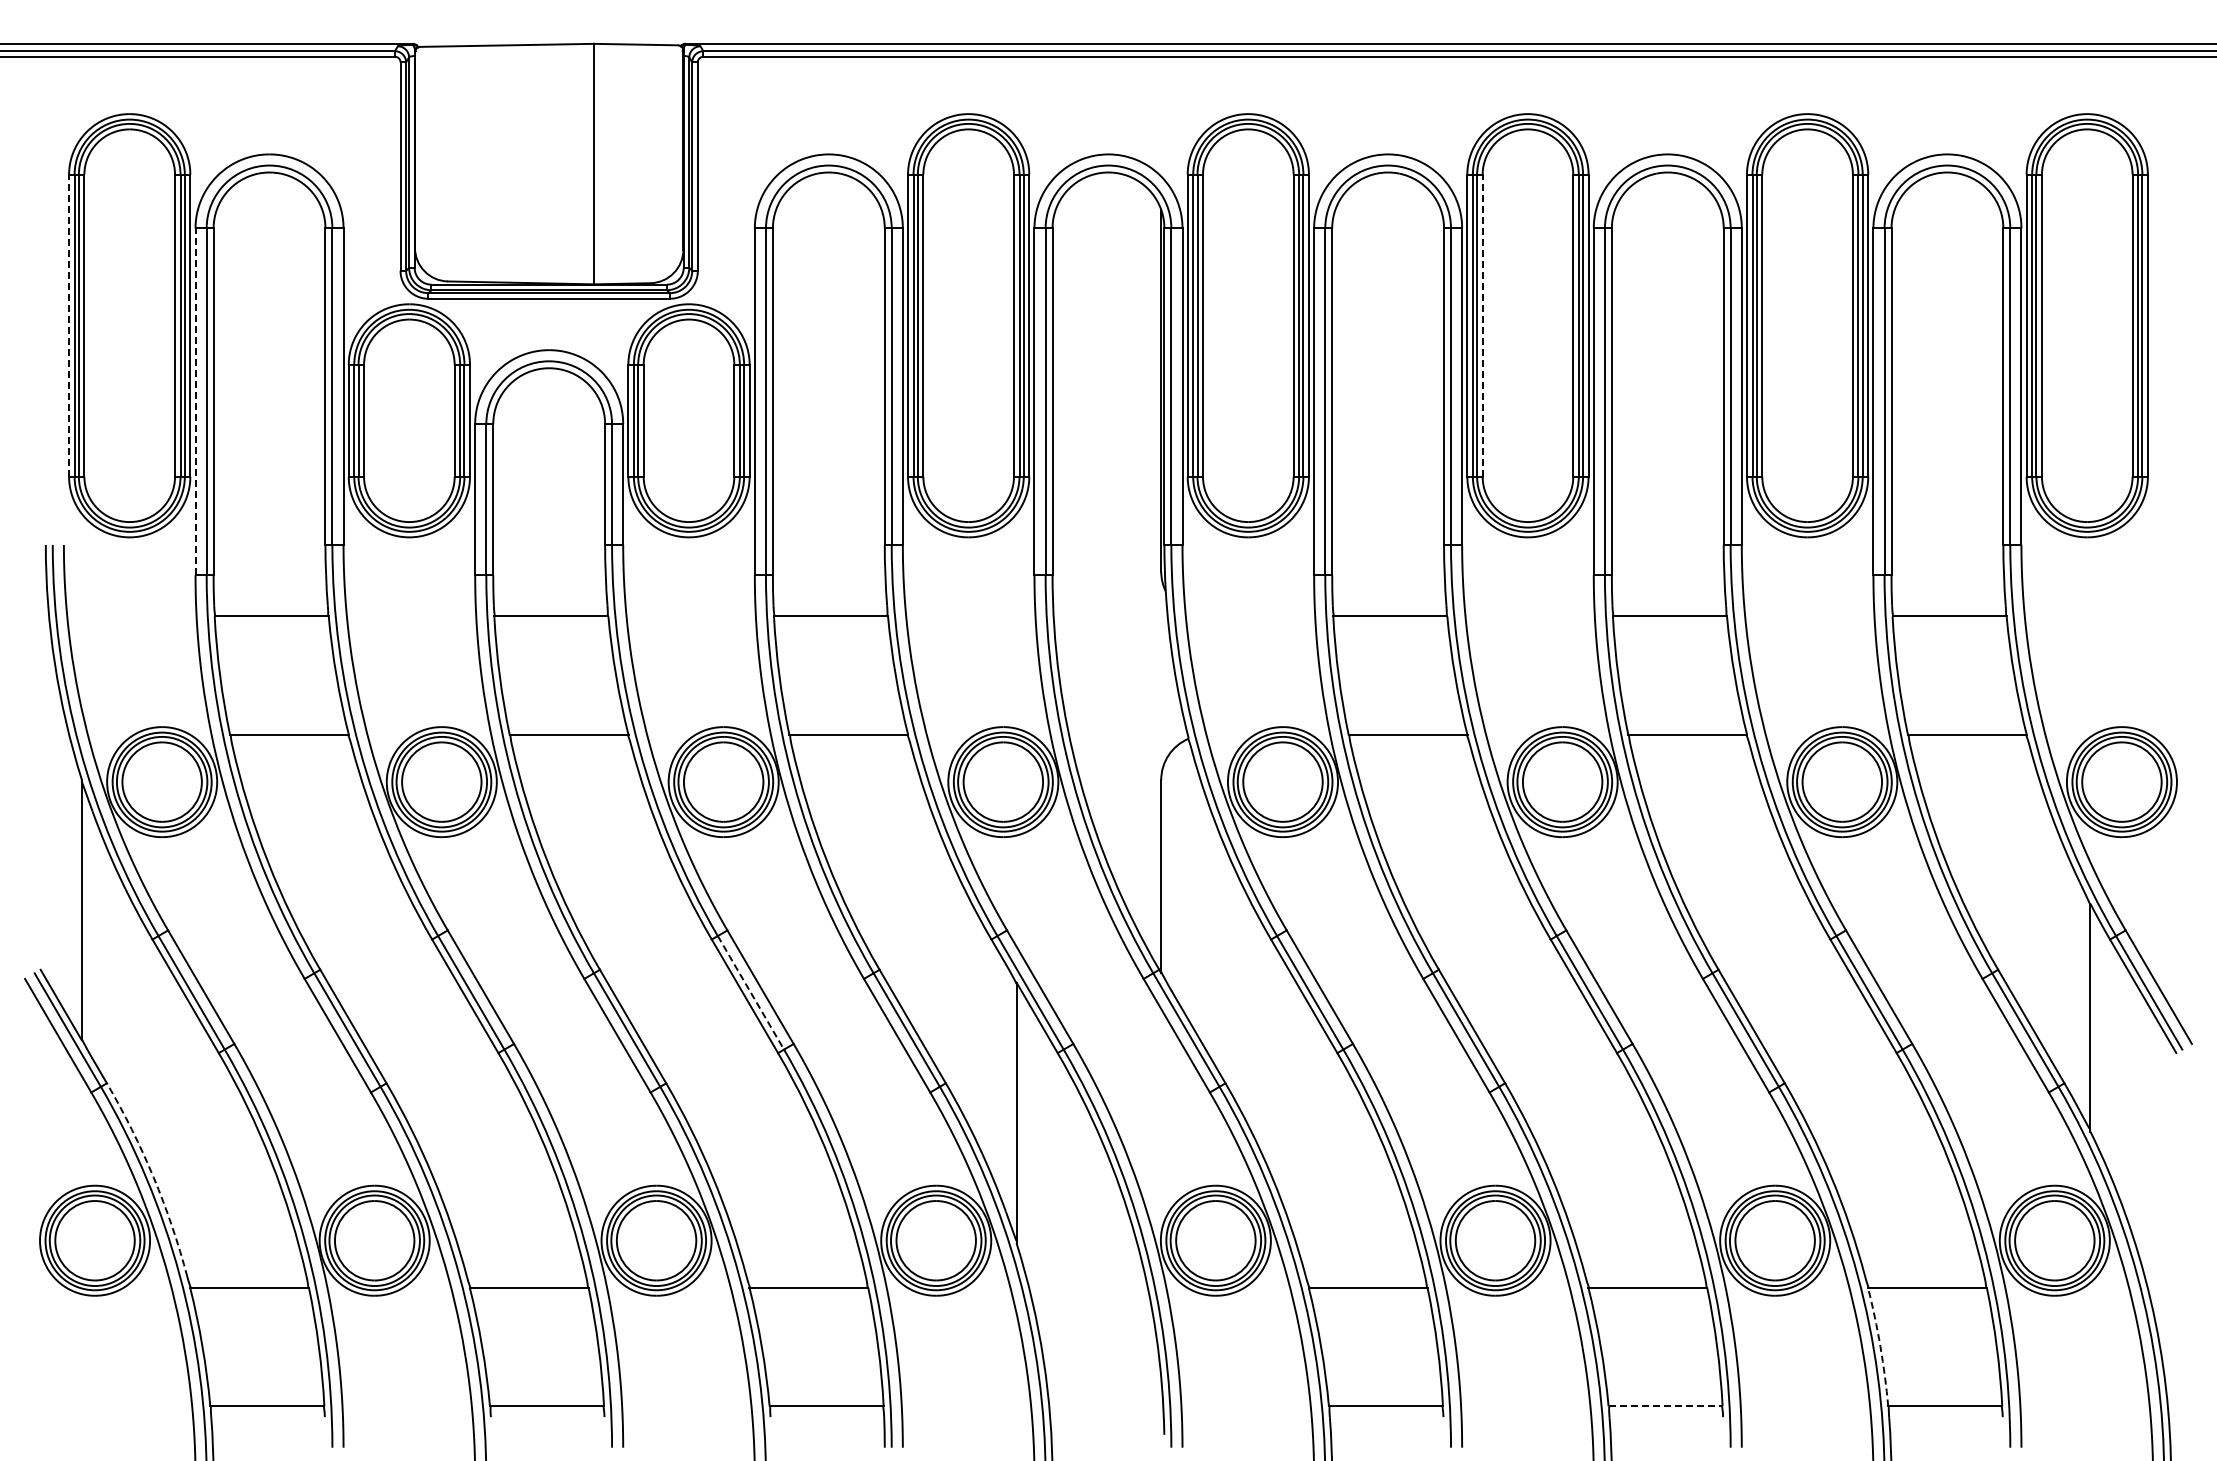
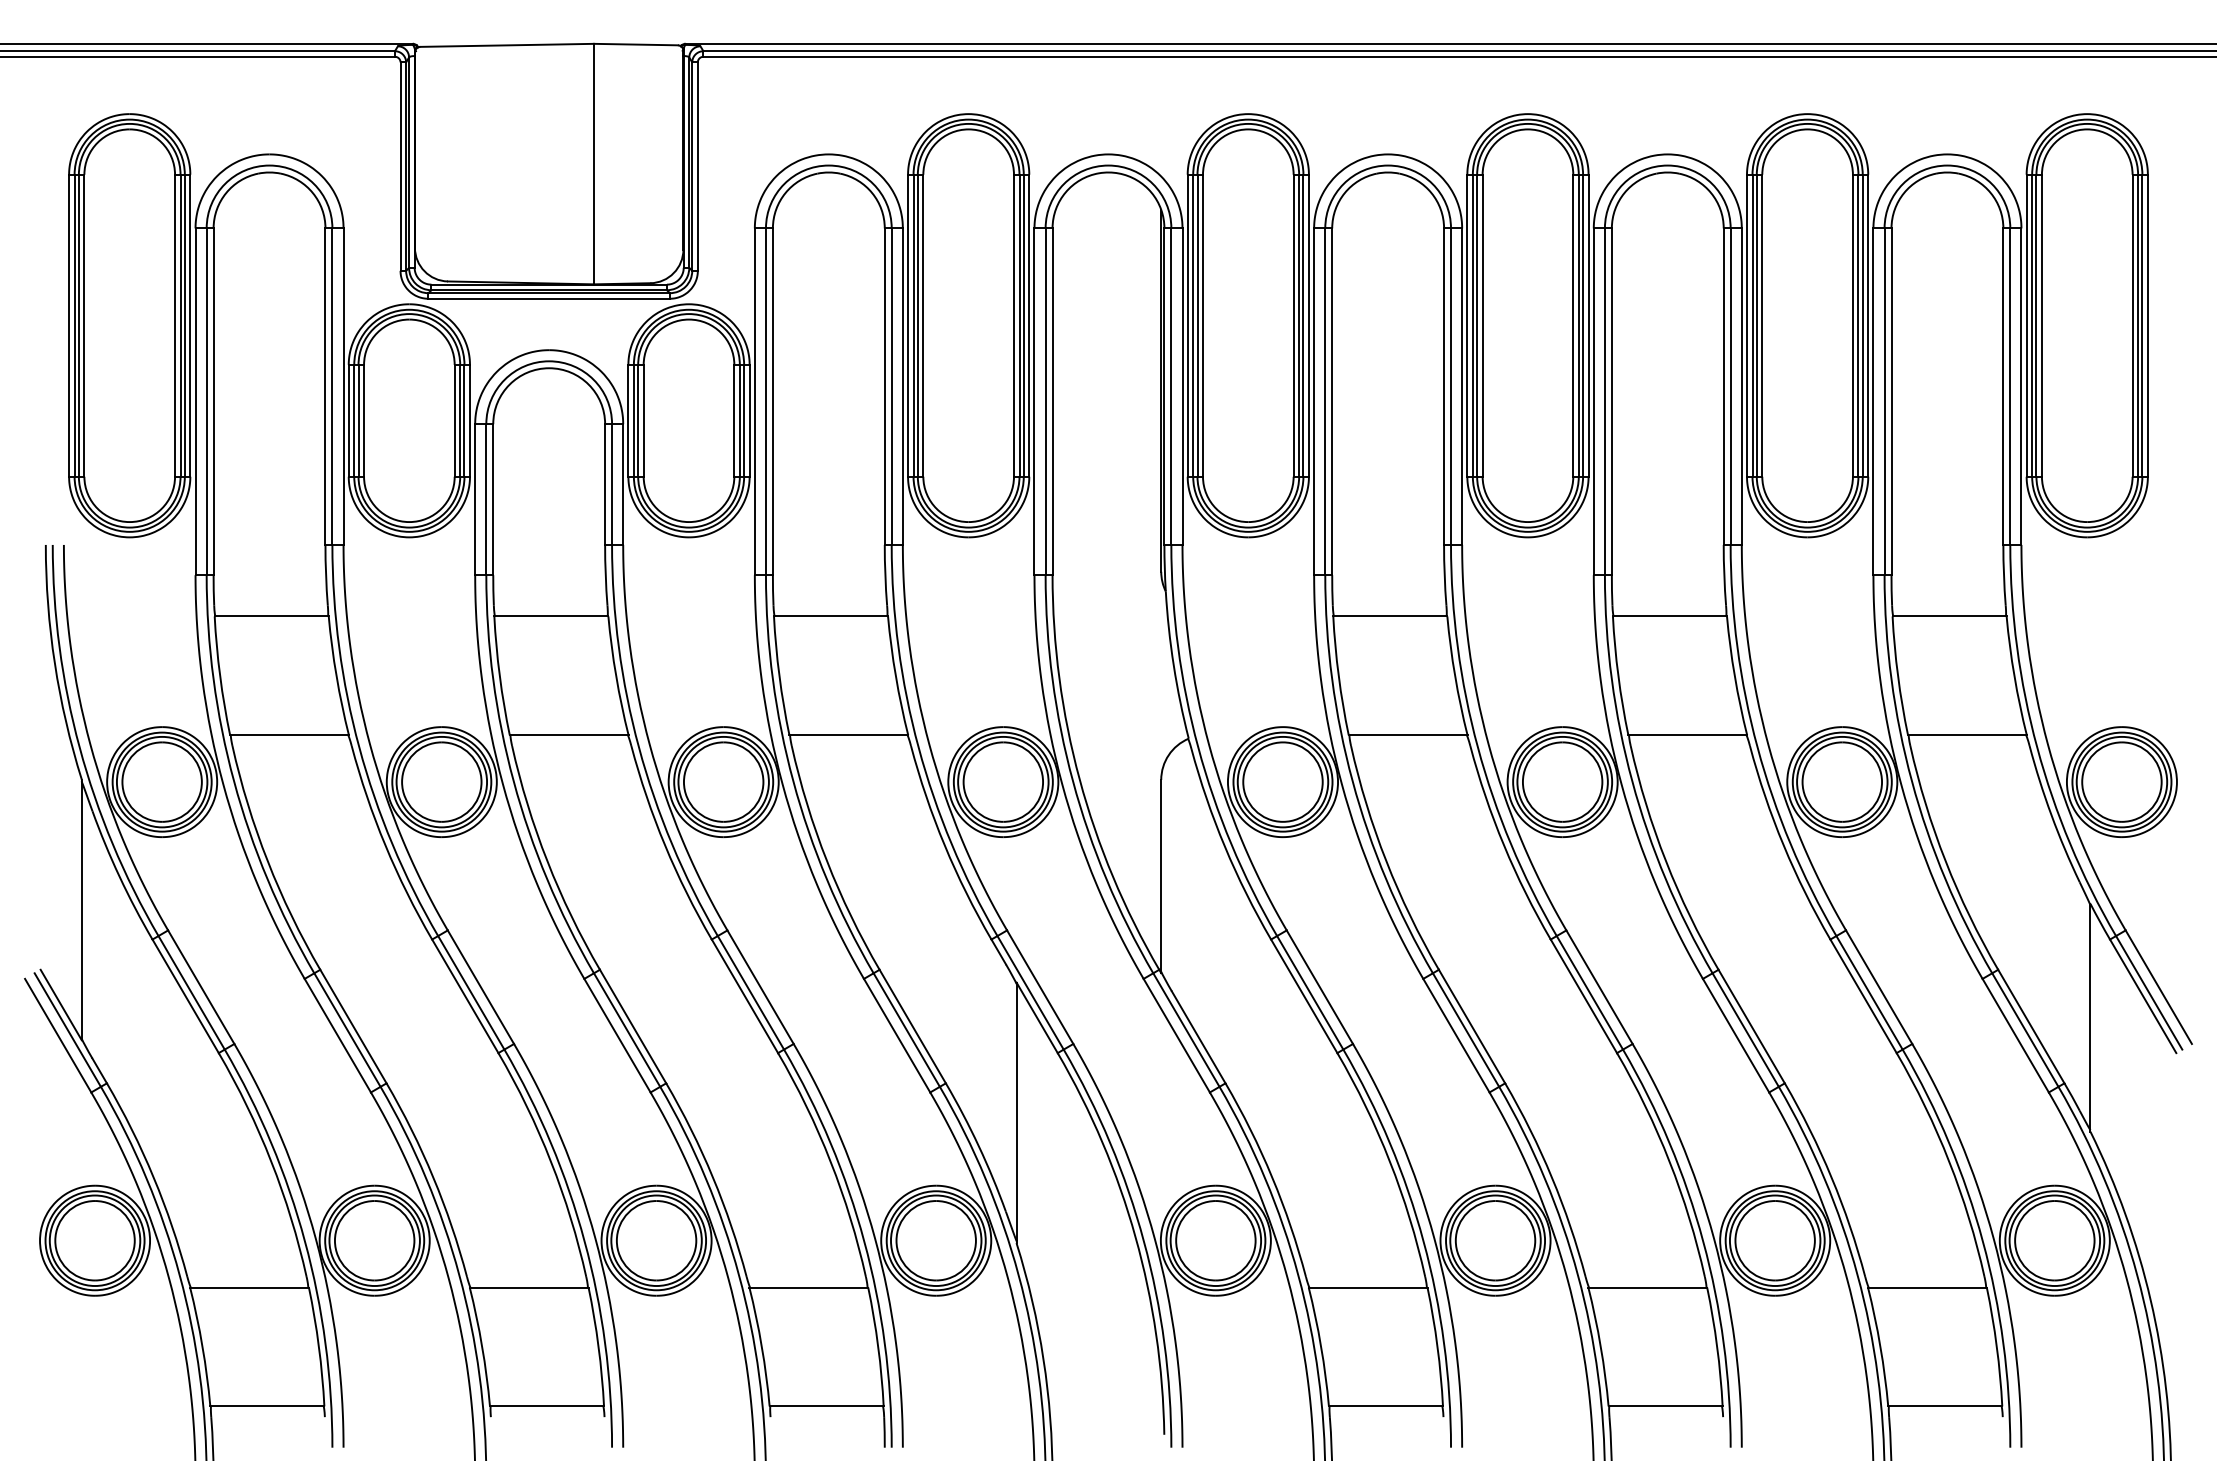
line: dashed -> solid (69, 325)
line: dashed -> solid (1482, 325)
line: dashed -> solid (195, 401)
line: dashed -> solid (750, 992)
arc: dashed -> solid (153, 1177)
arc: dashed -> solid (1880, 1346)
line: dashed -> solid (1666, 1406)
